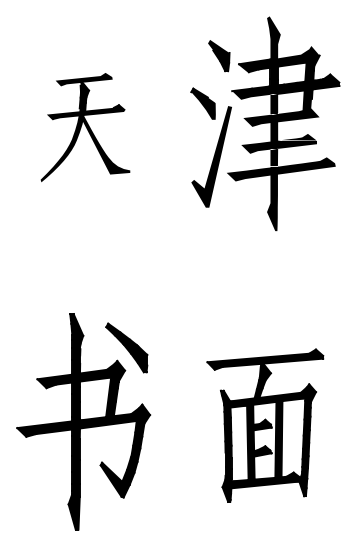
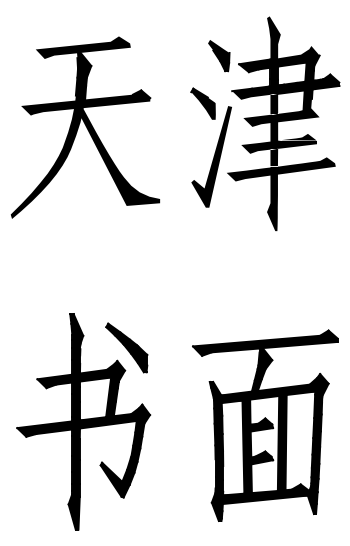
part size: 91x110 px -> 151x183 px (85, 127)
part size: 119x155 px -> 147x193 px (265, 425)
